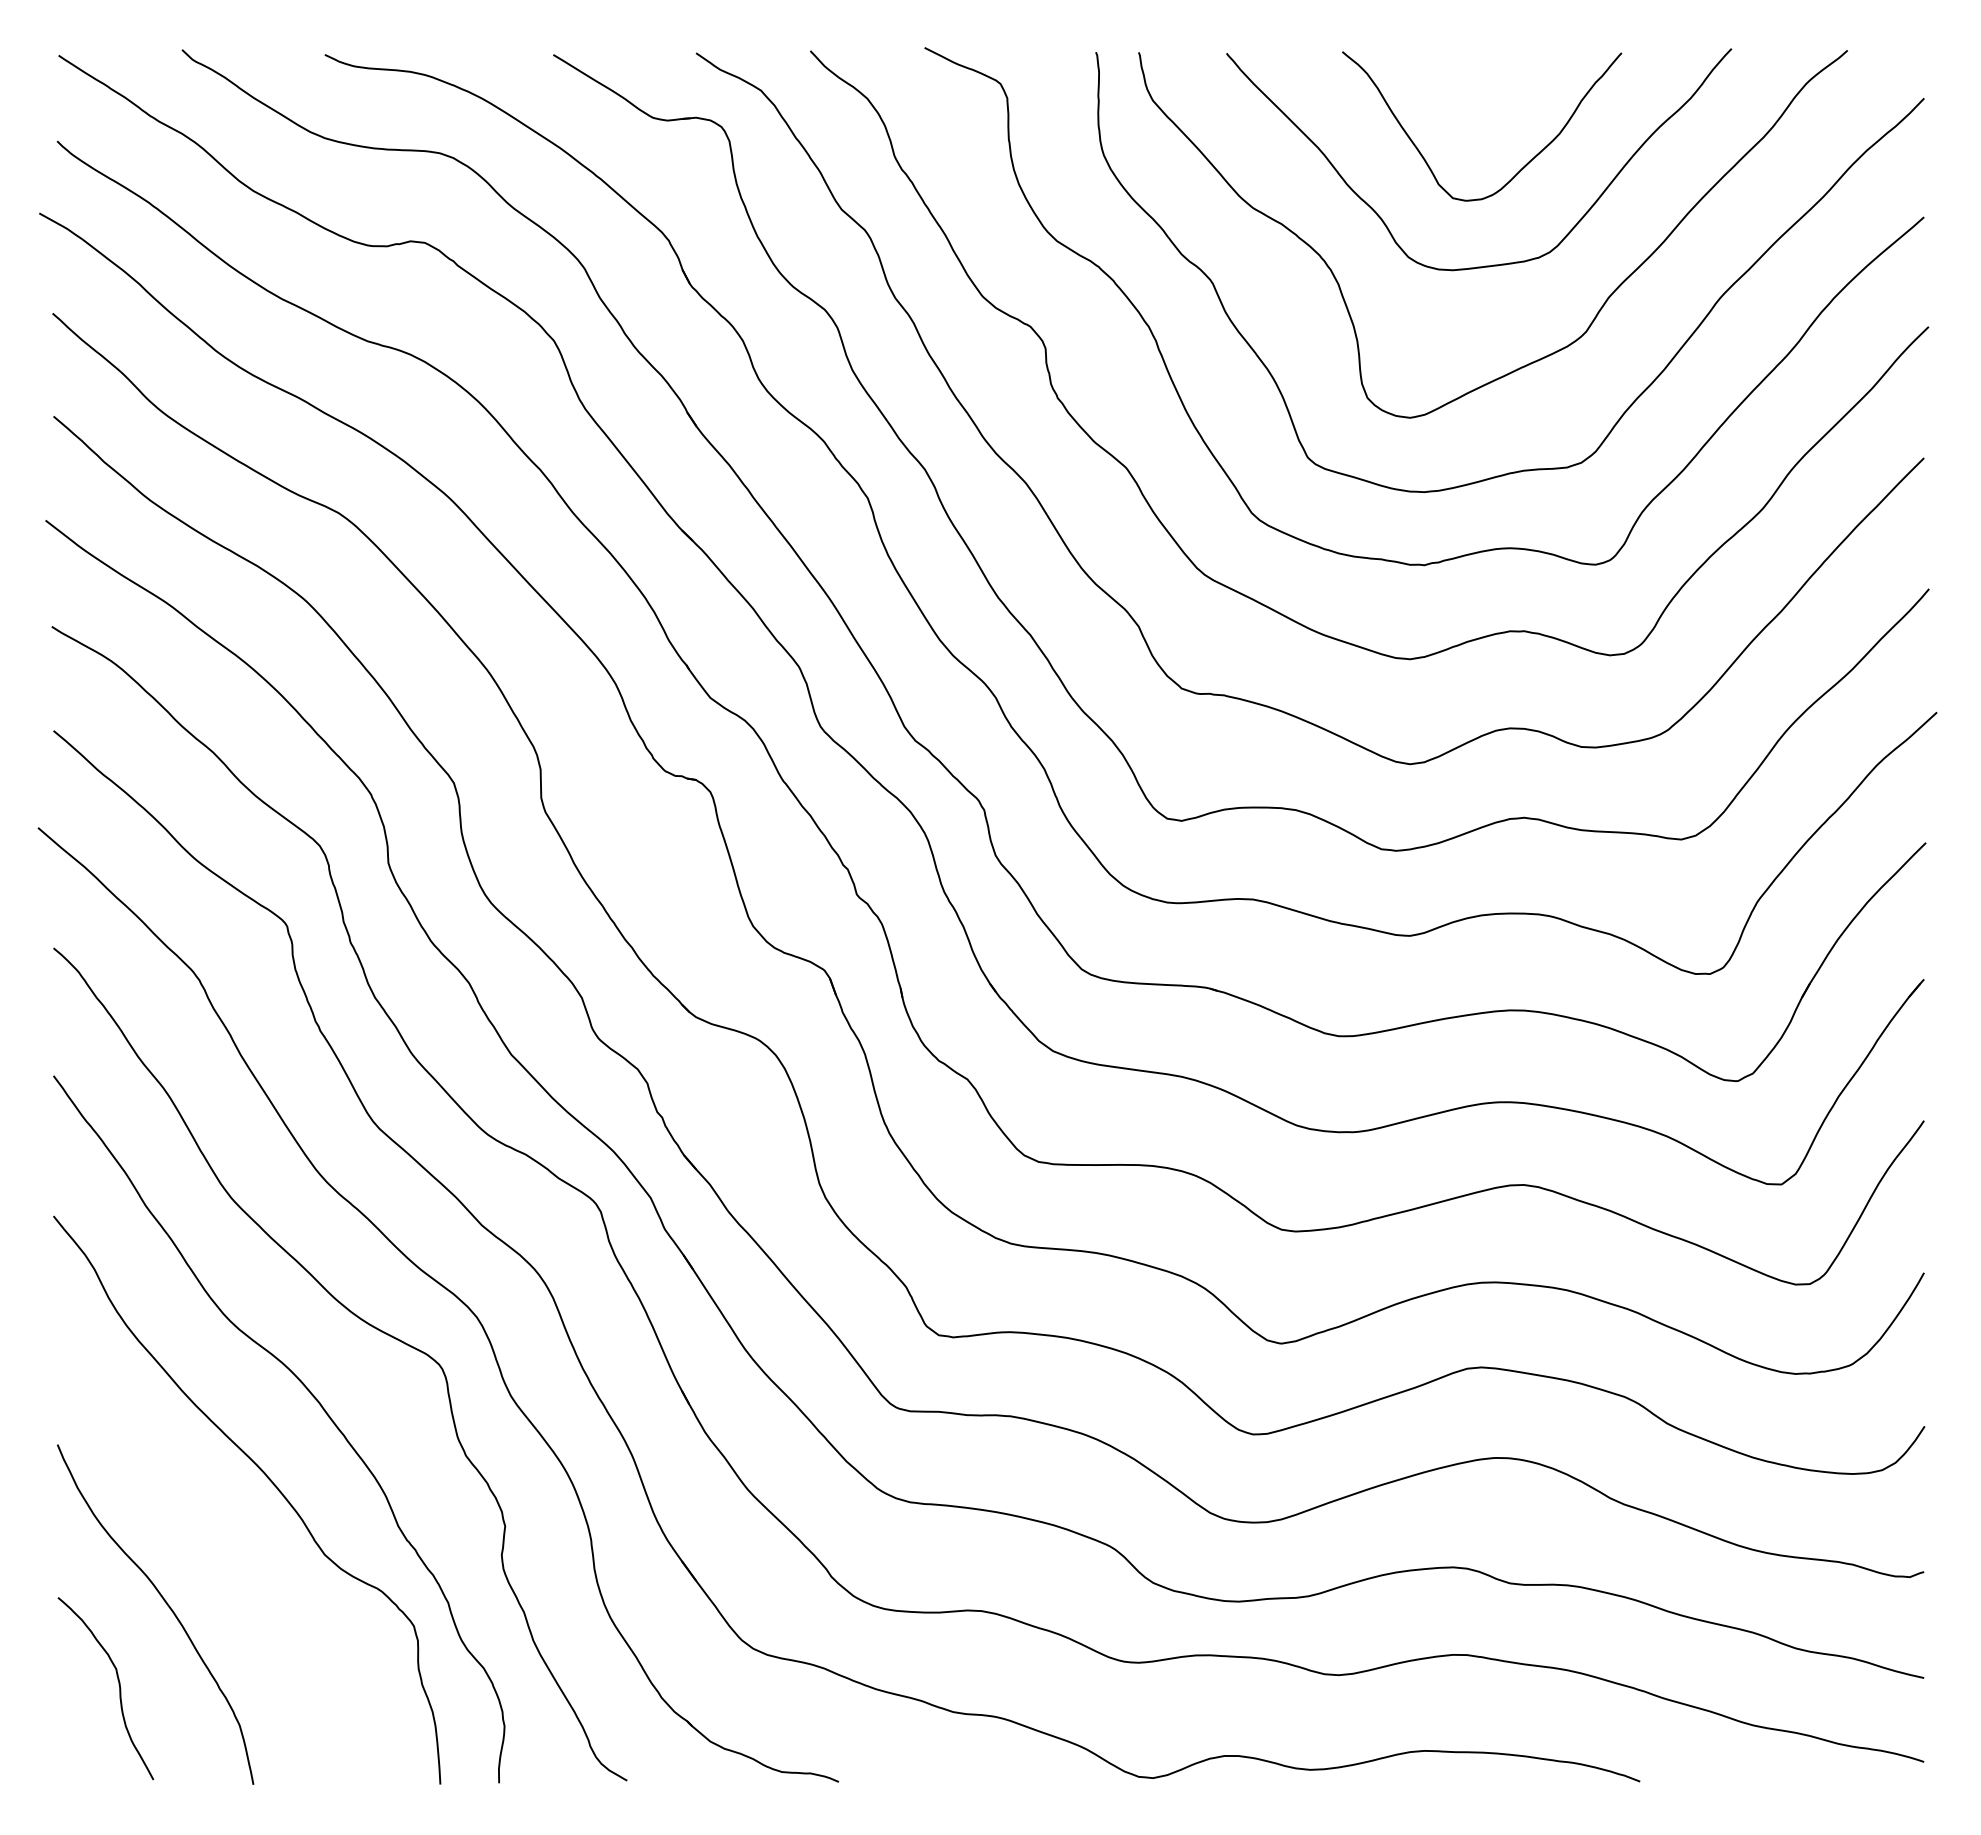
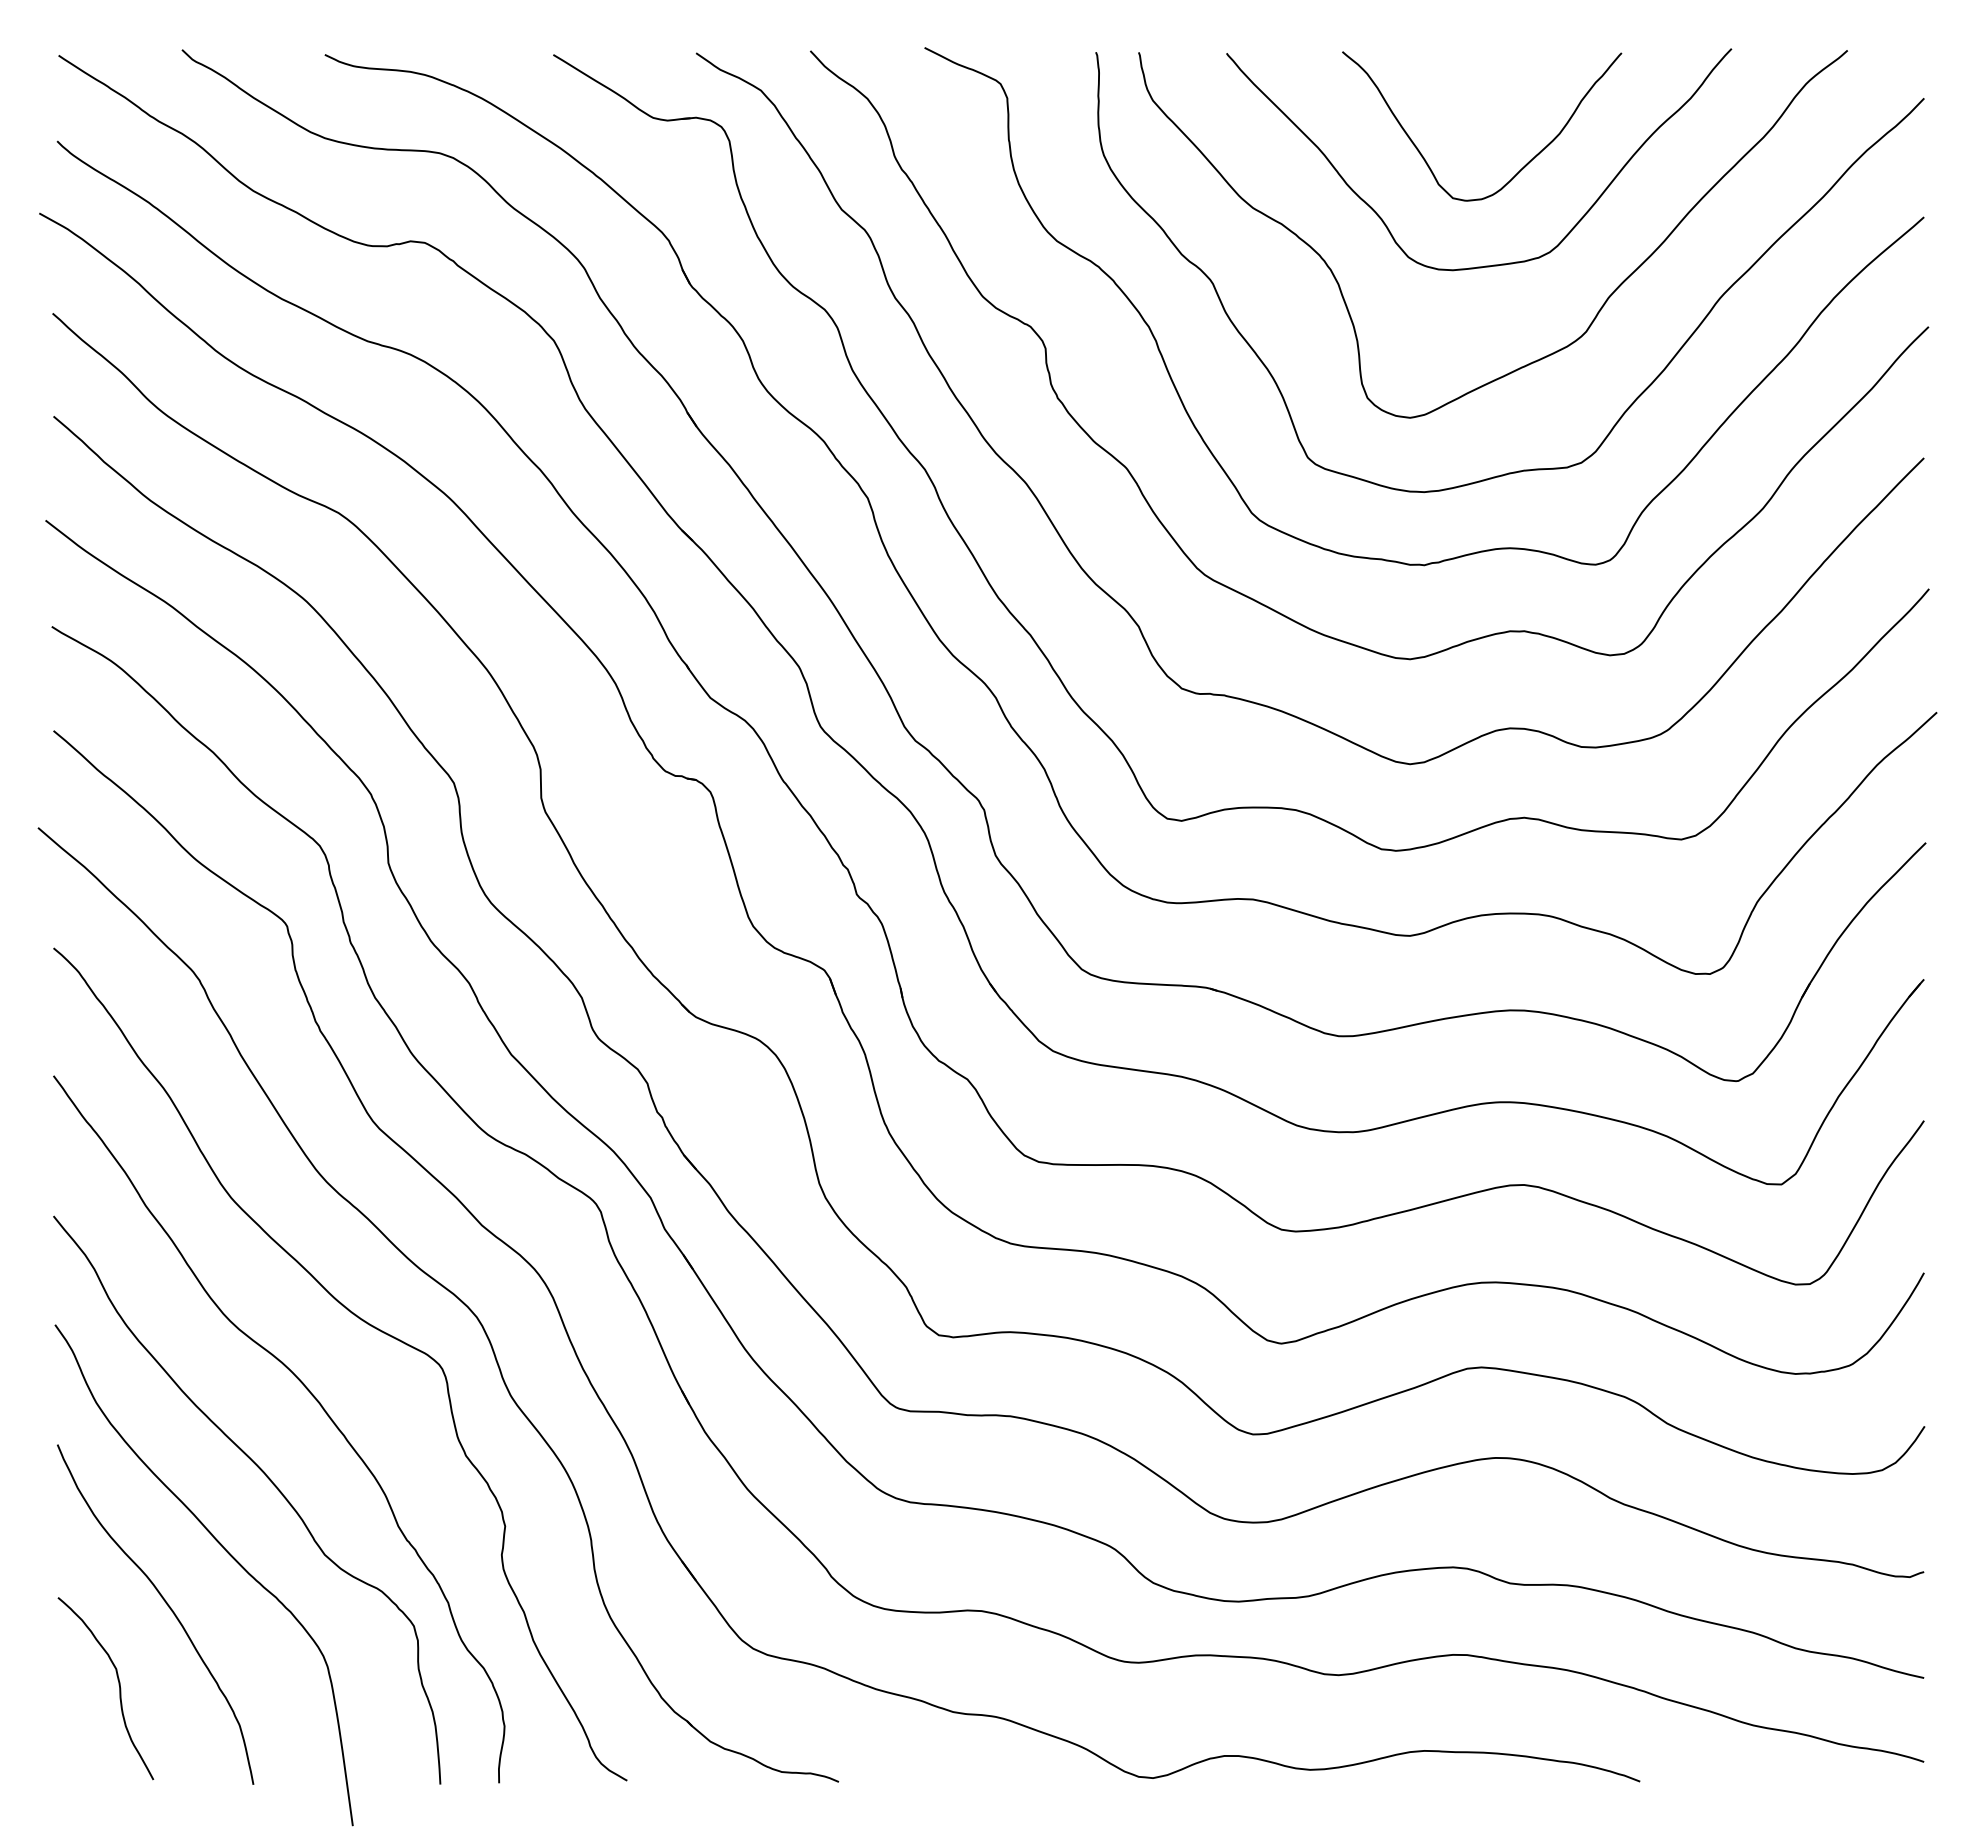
curve: none -> present (226, 1552)
